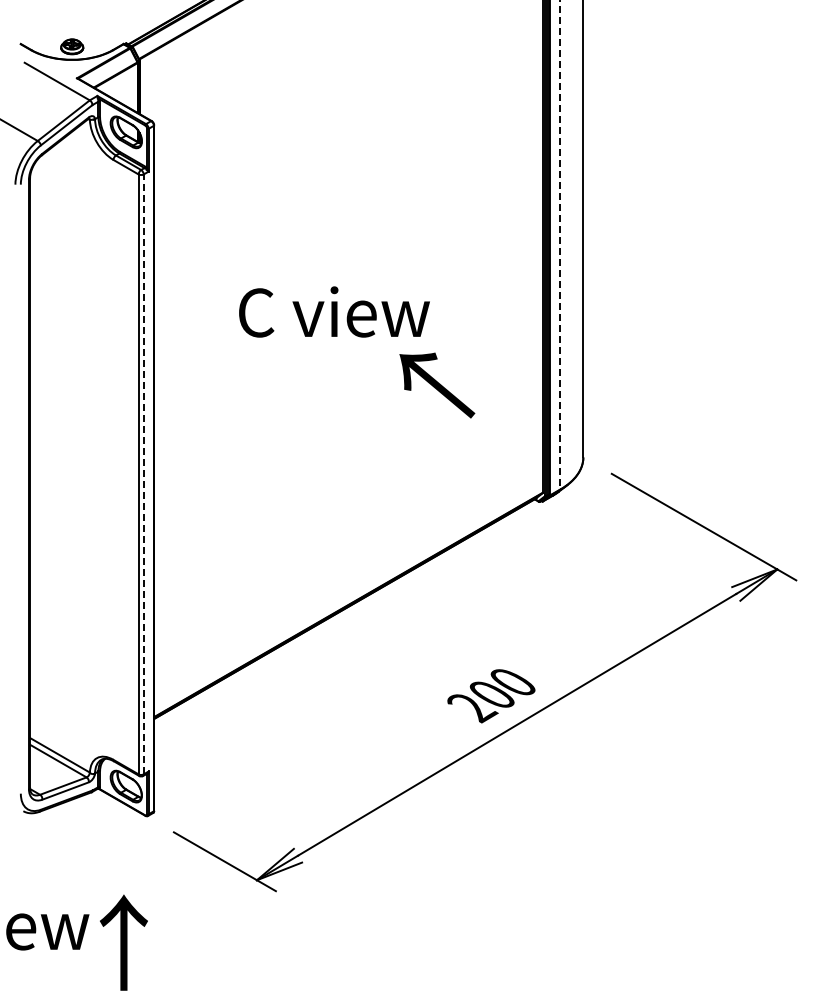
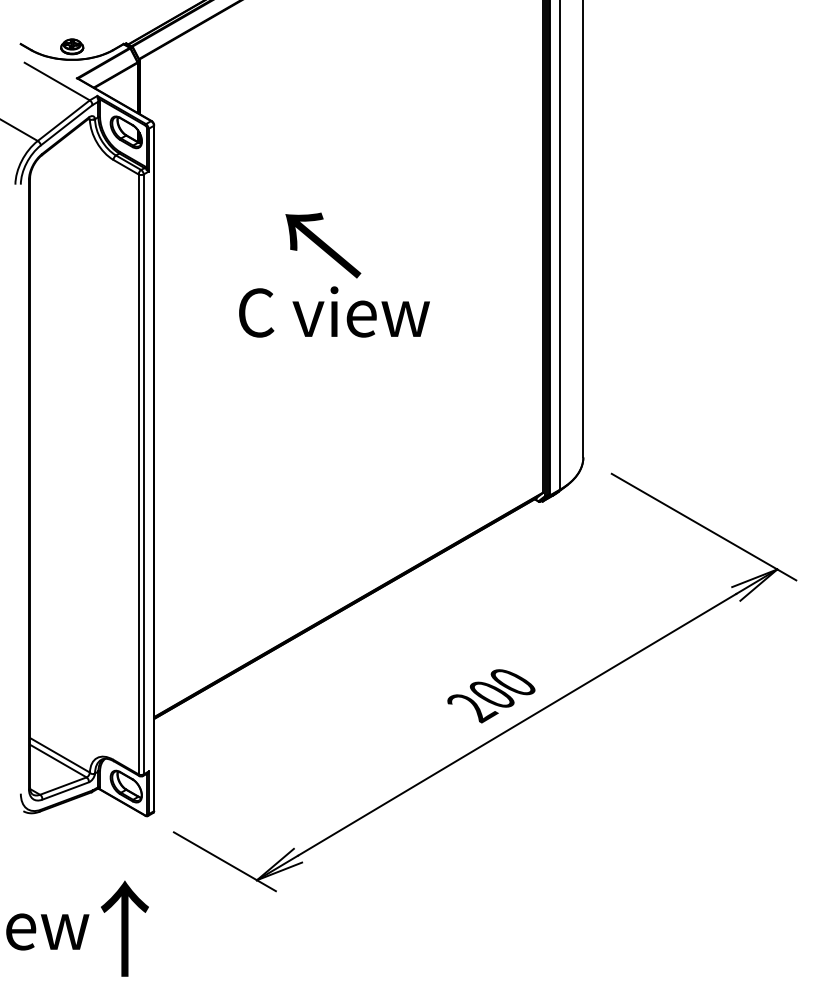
line: dashed -> solid (560, 245)
text position: (437, 385) -> (323, 245) (323, 245)
line: dashed -> solid (143, 474)
text position: (123, 942) -> (124, 928) (124, 928)
